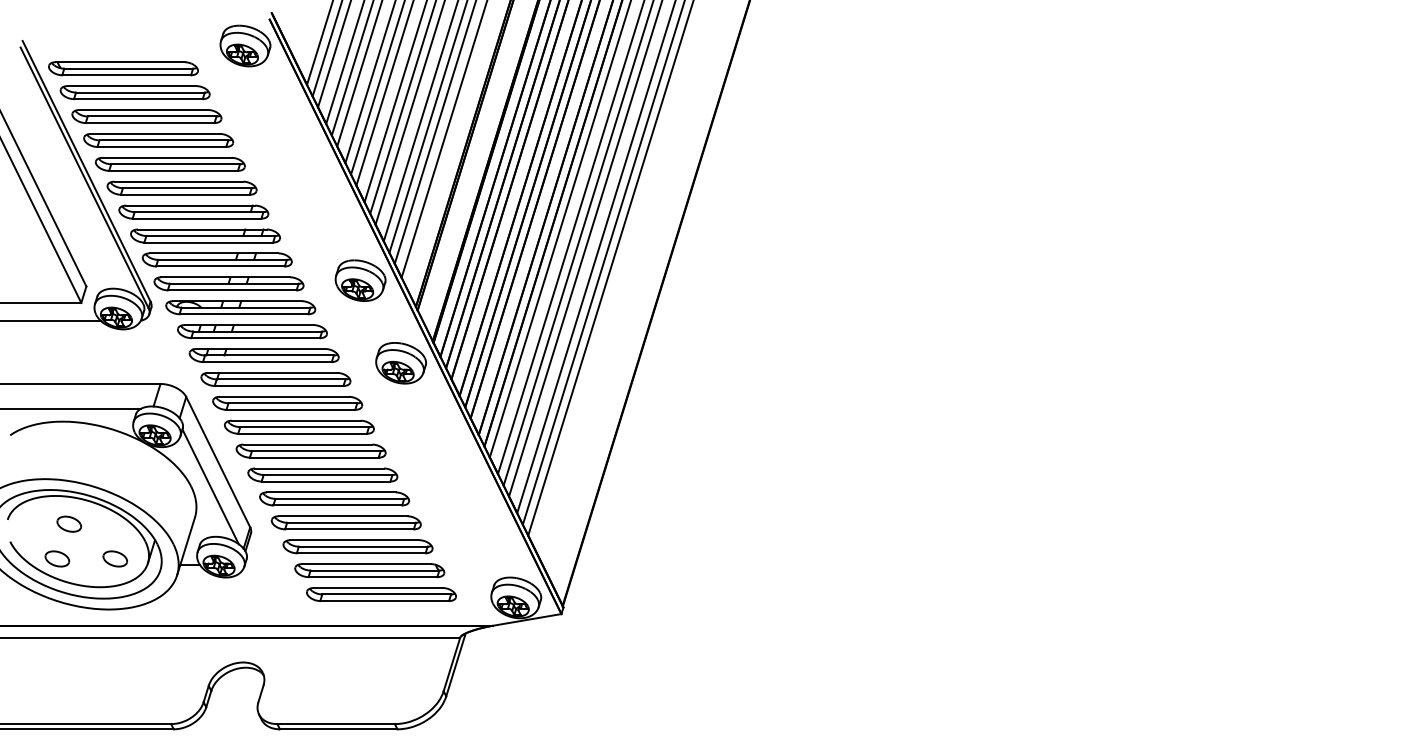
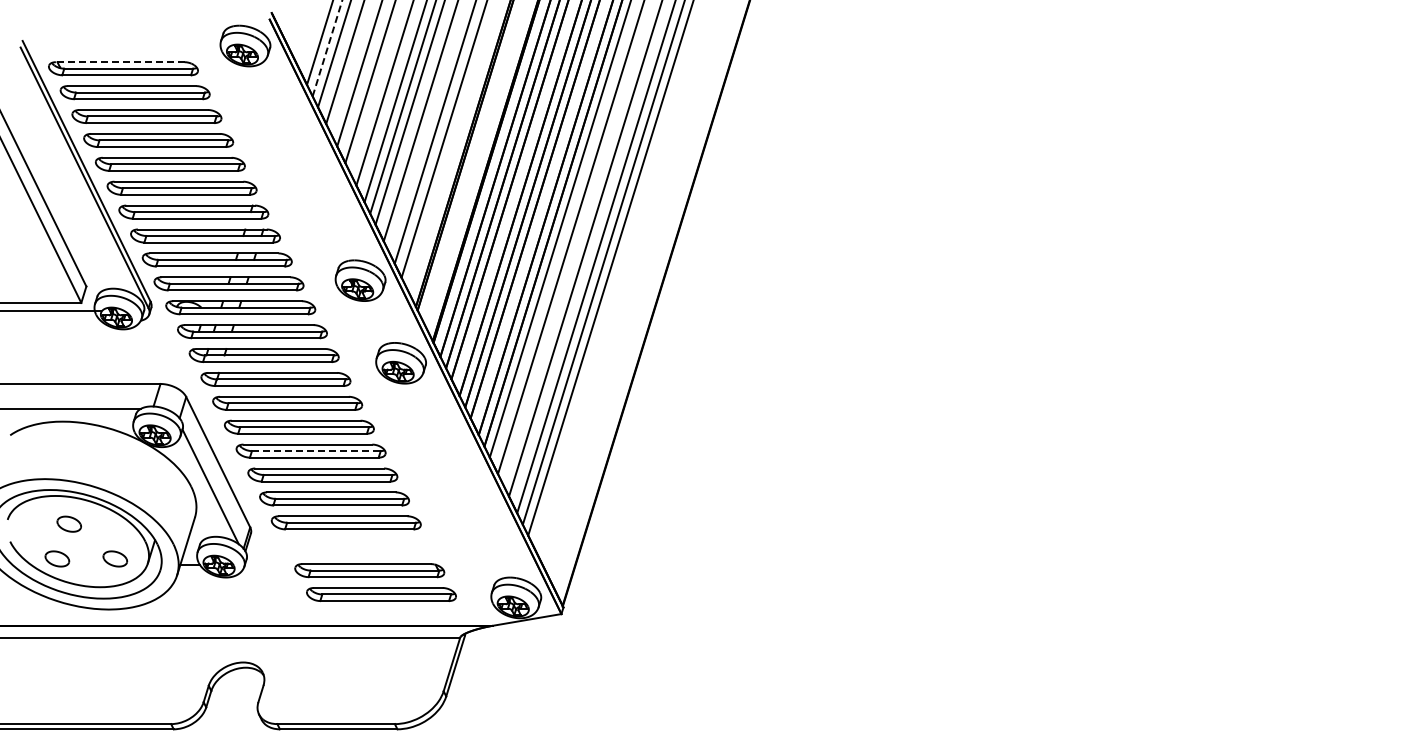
line: solid -> dashed (327, 48)
line: solid -> dashed (119, 62)
line: present -> none (351, 68)
line: present -> none (377, 88)
line: present -> none (427, 127)
line: present -> none (578, 243)
line position: (51, 321) -> (51, 311) (51, 311)
line: solid -> dashed (316, 451)
part: present -> none (357, 546)
